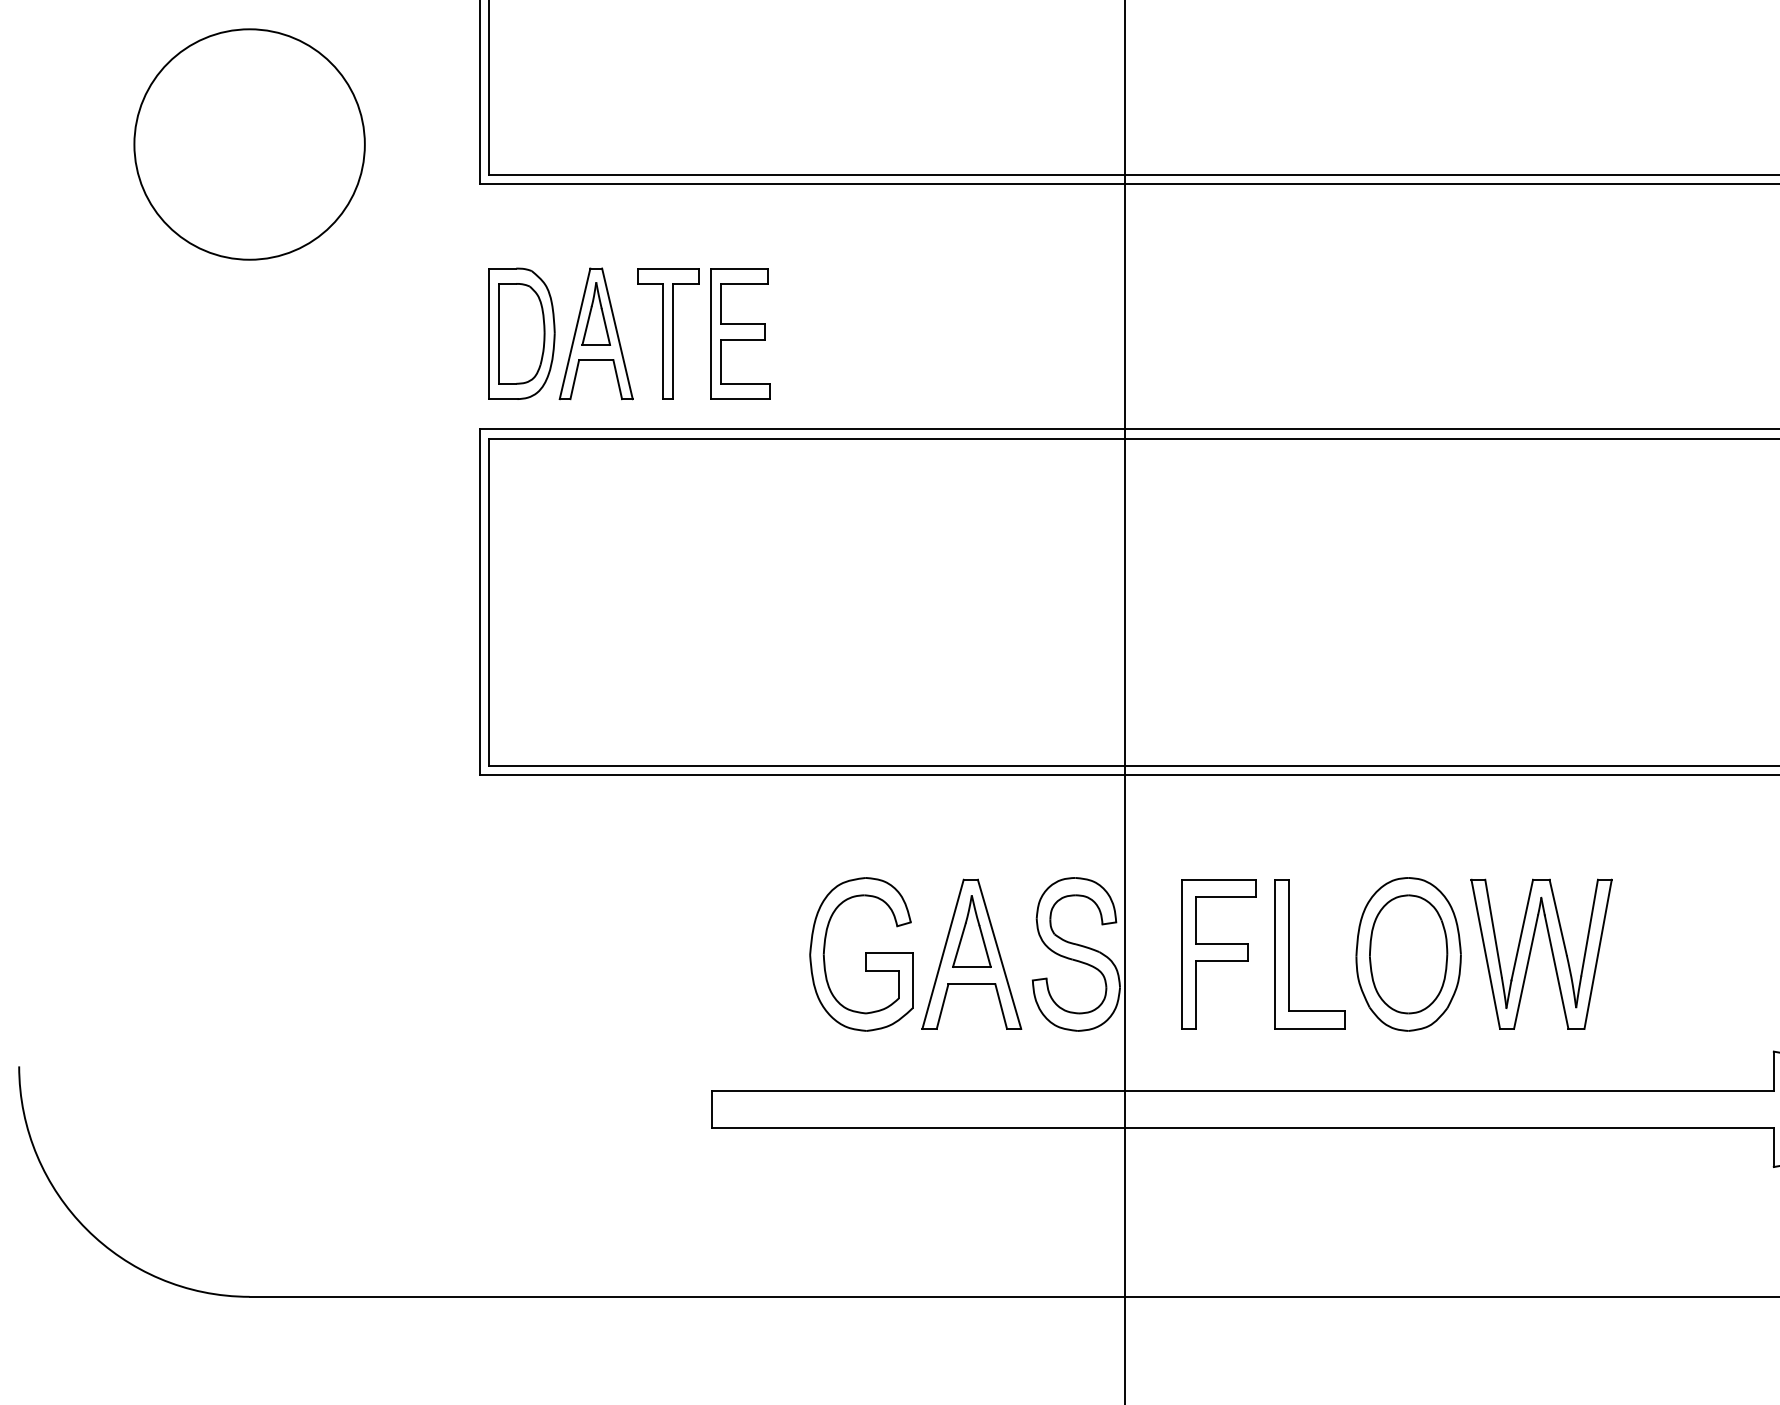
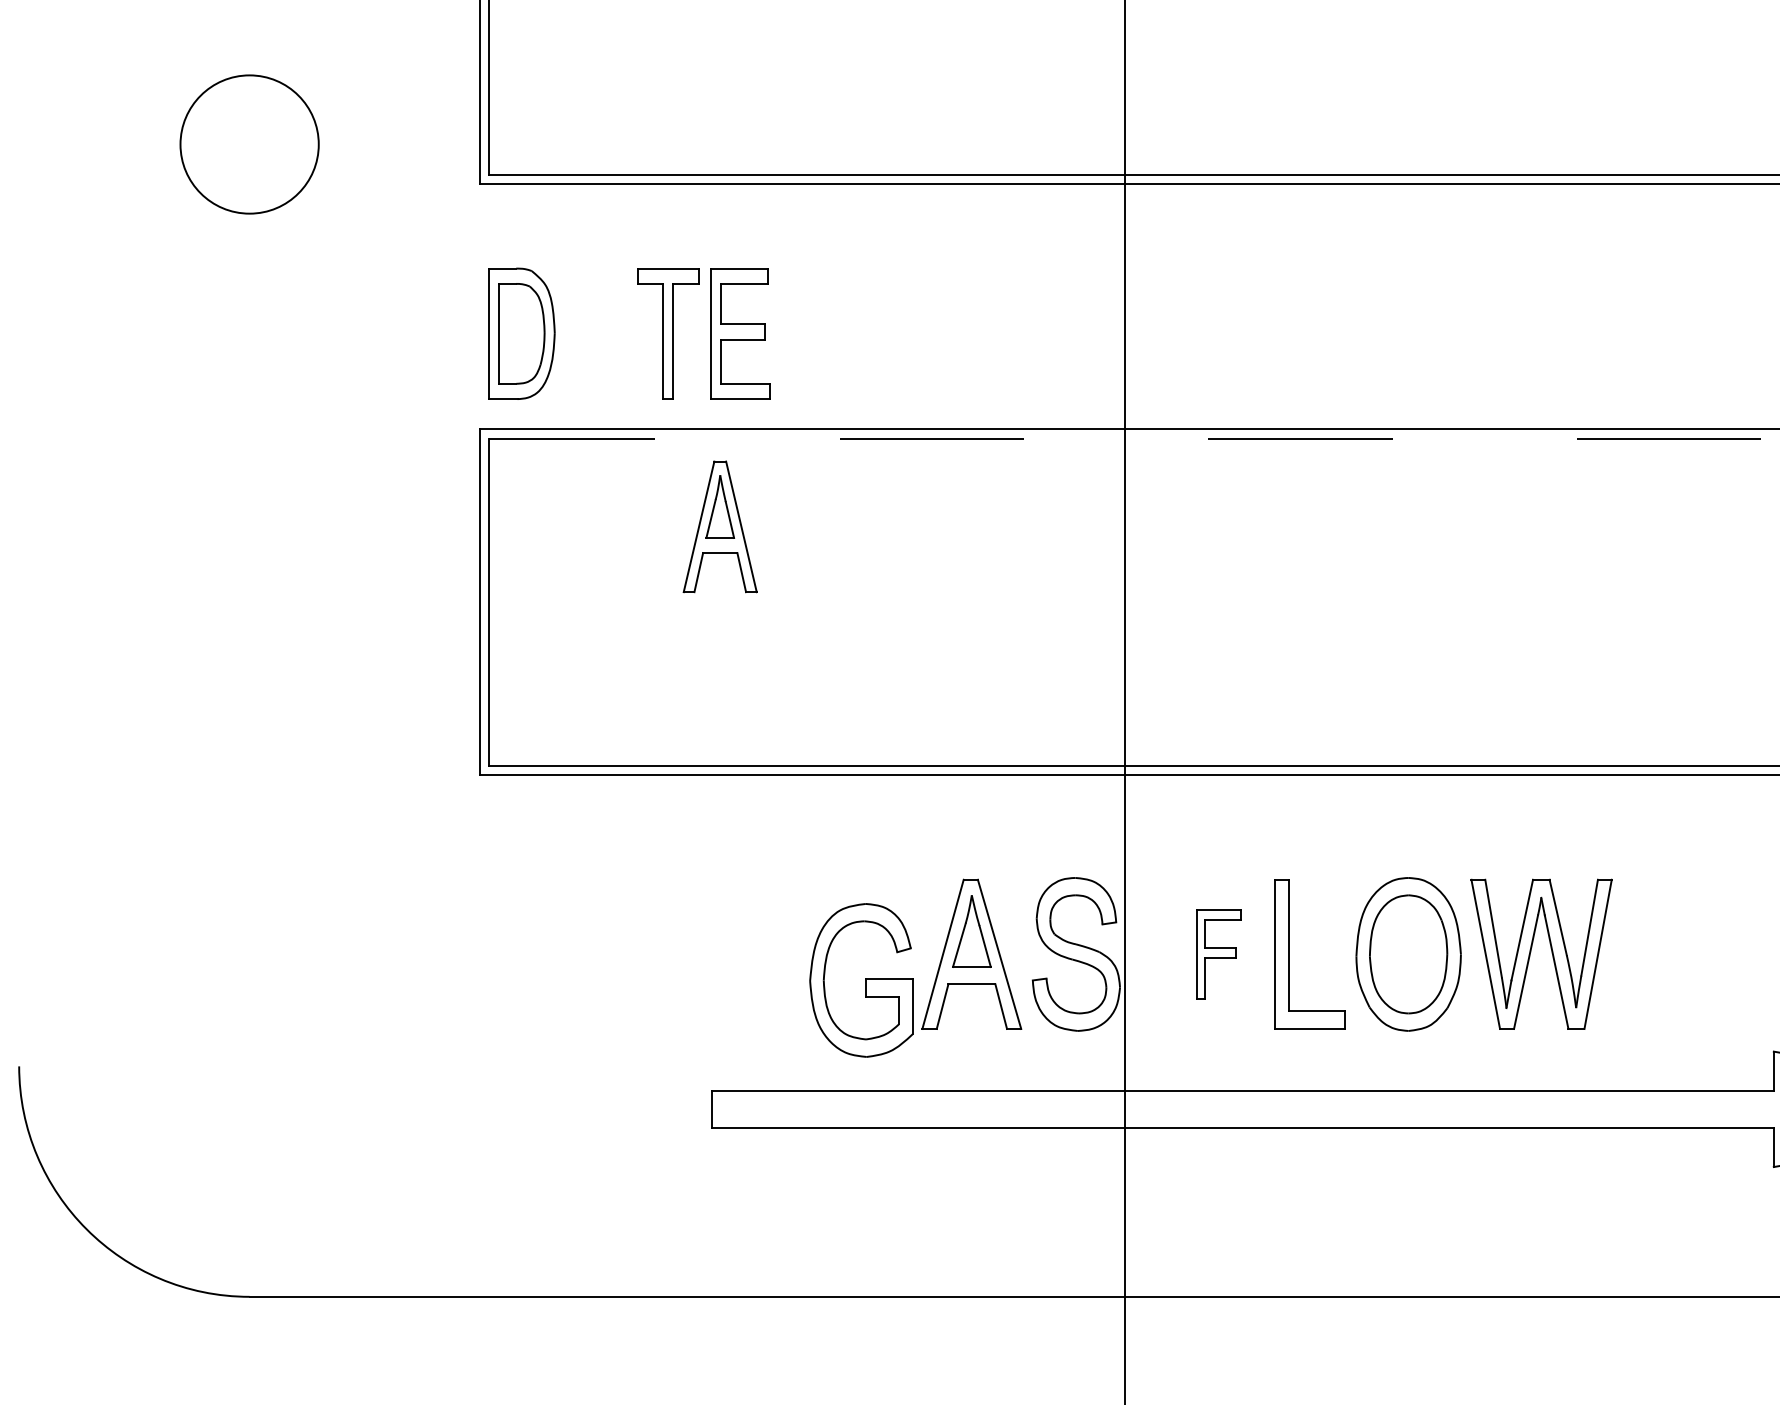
circle diameter: 230 px -> 138 px (249, 144)
part position: (595, 333) -> (719, 526) (719, 526)
line: solid -> dashed (1134, 438)
part position: (861, 954) -> (861, 980) (861, 980)
part size: 76x151 px -> 46x91 px (1218, 954)
